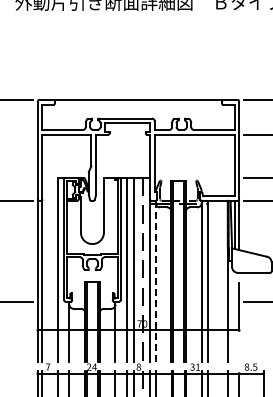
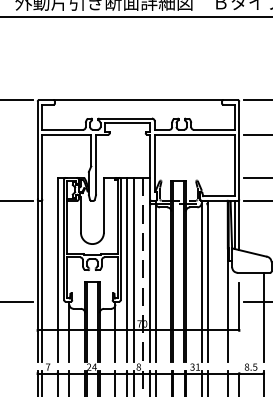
line: none -> present (135, 16)
line: dashed -> solid (155, 281)
line: none -> present (263, 317)
